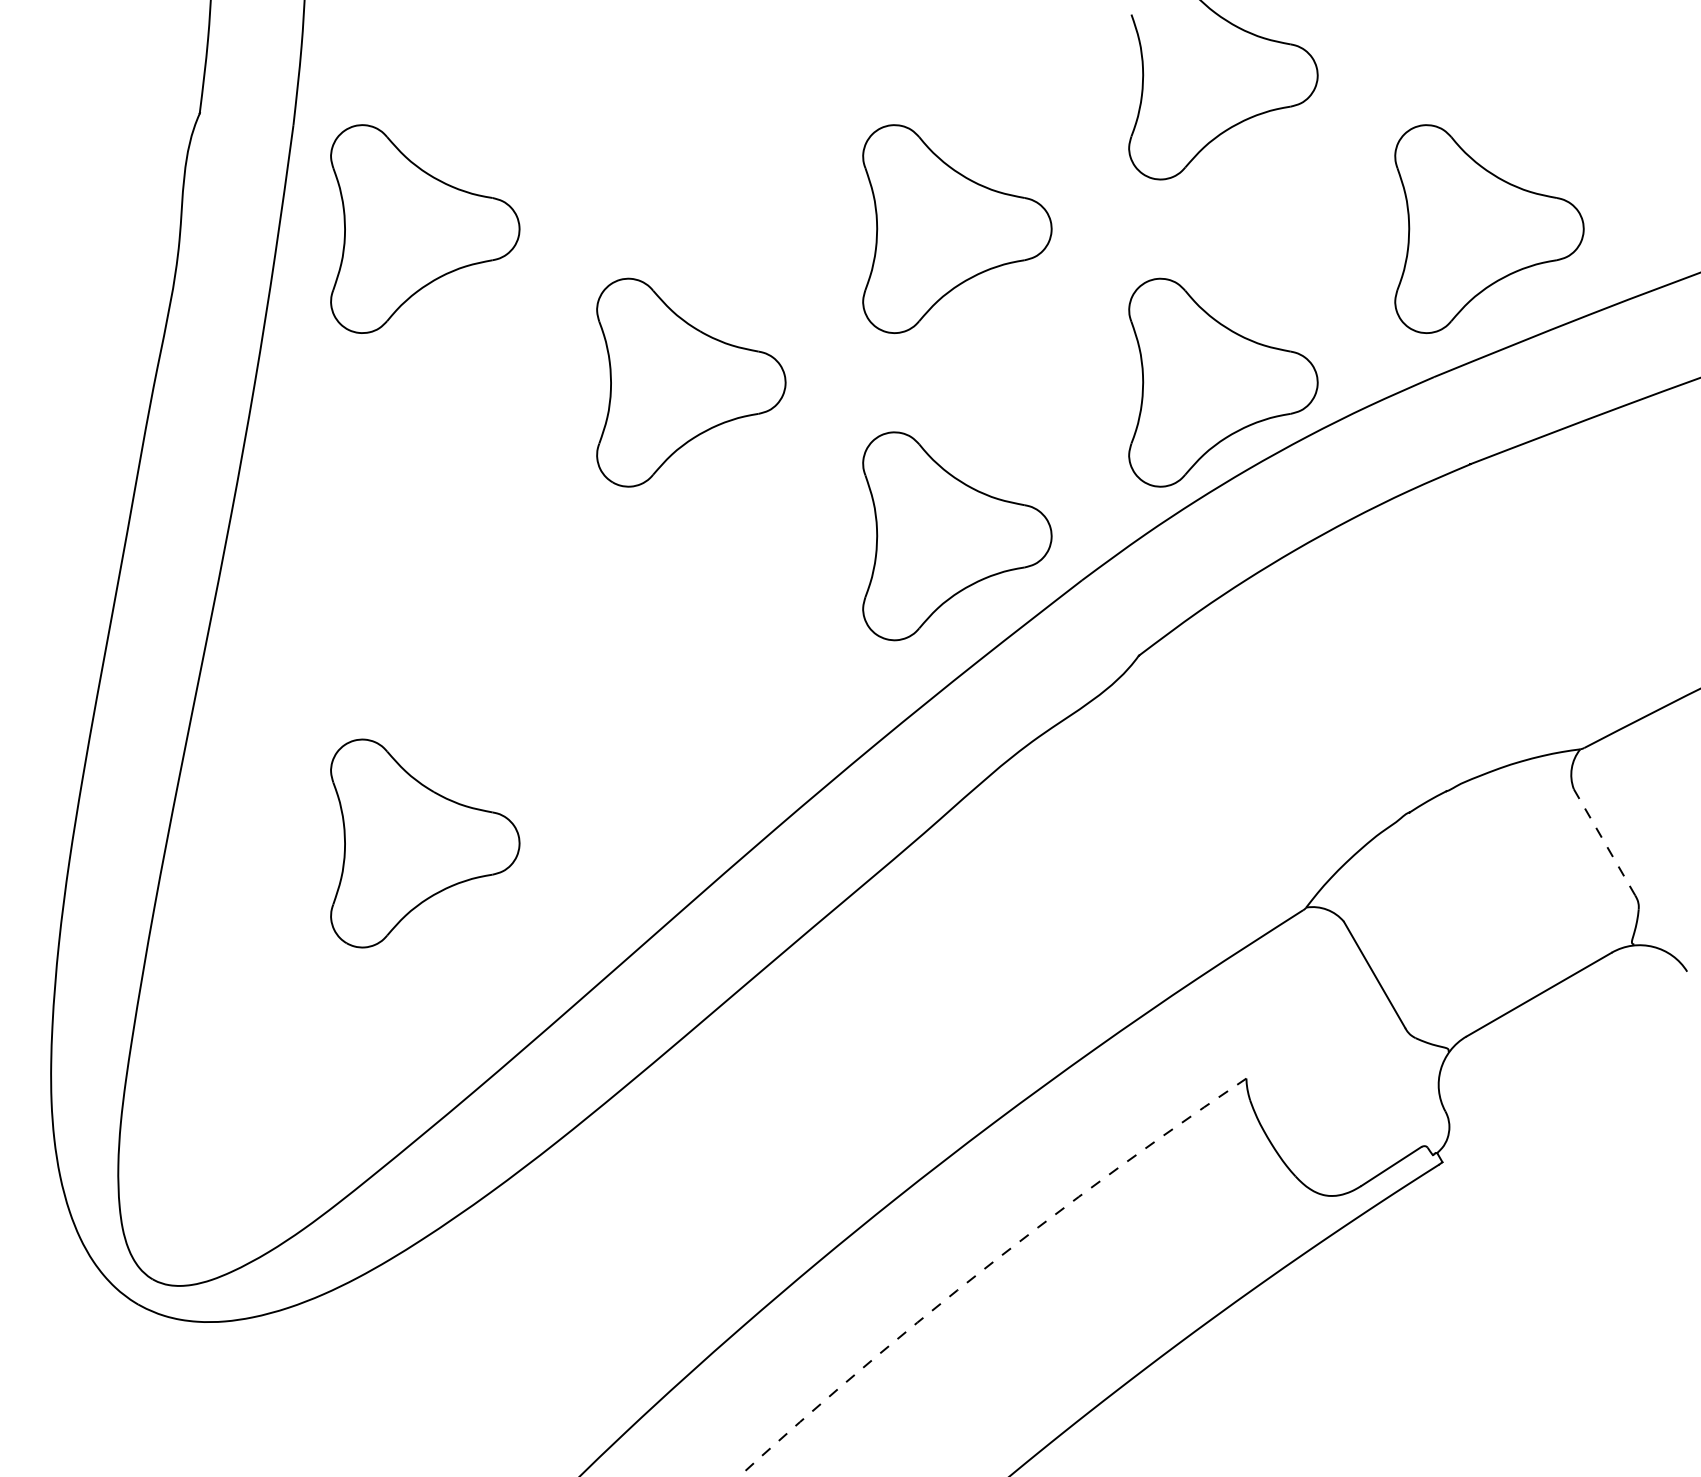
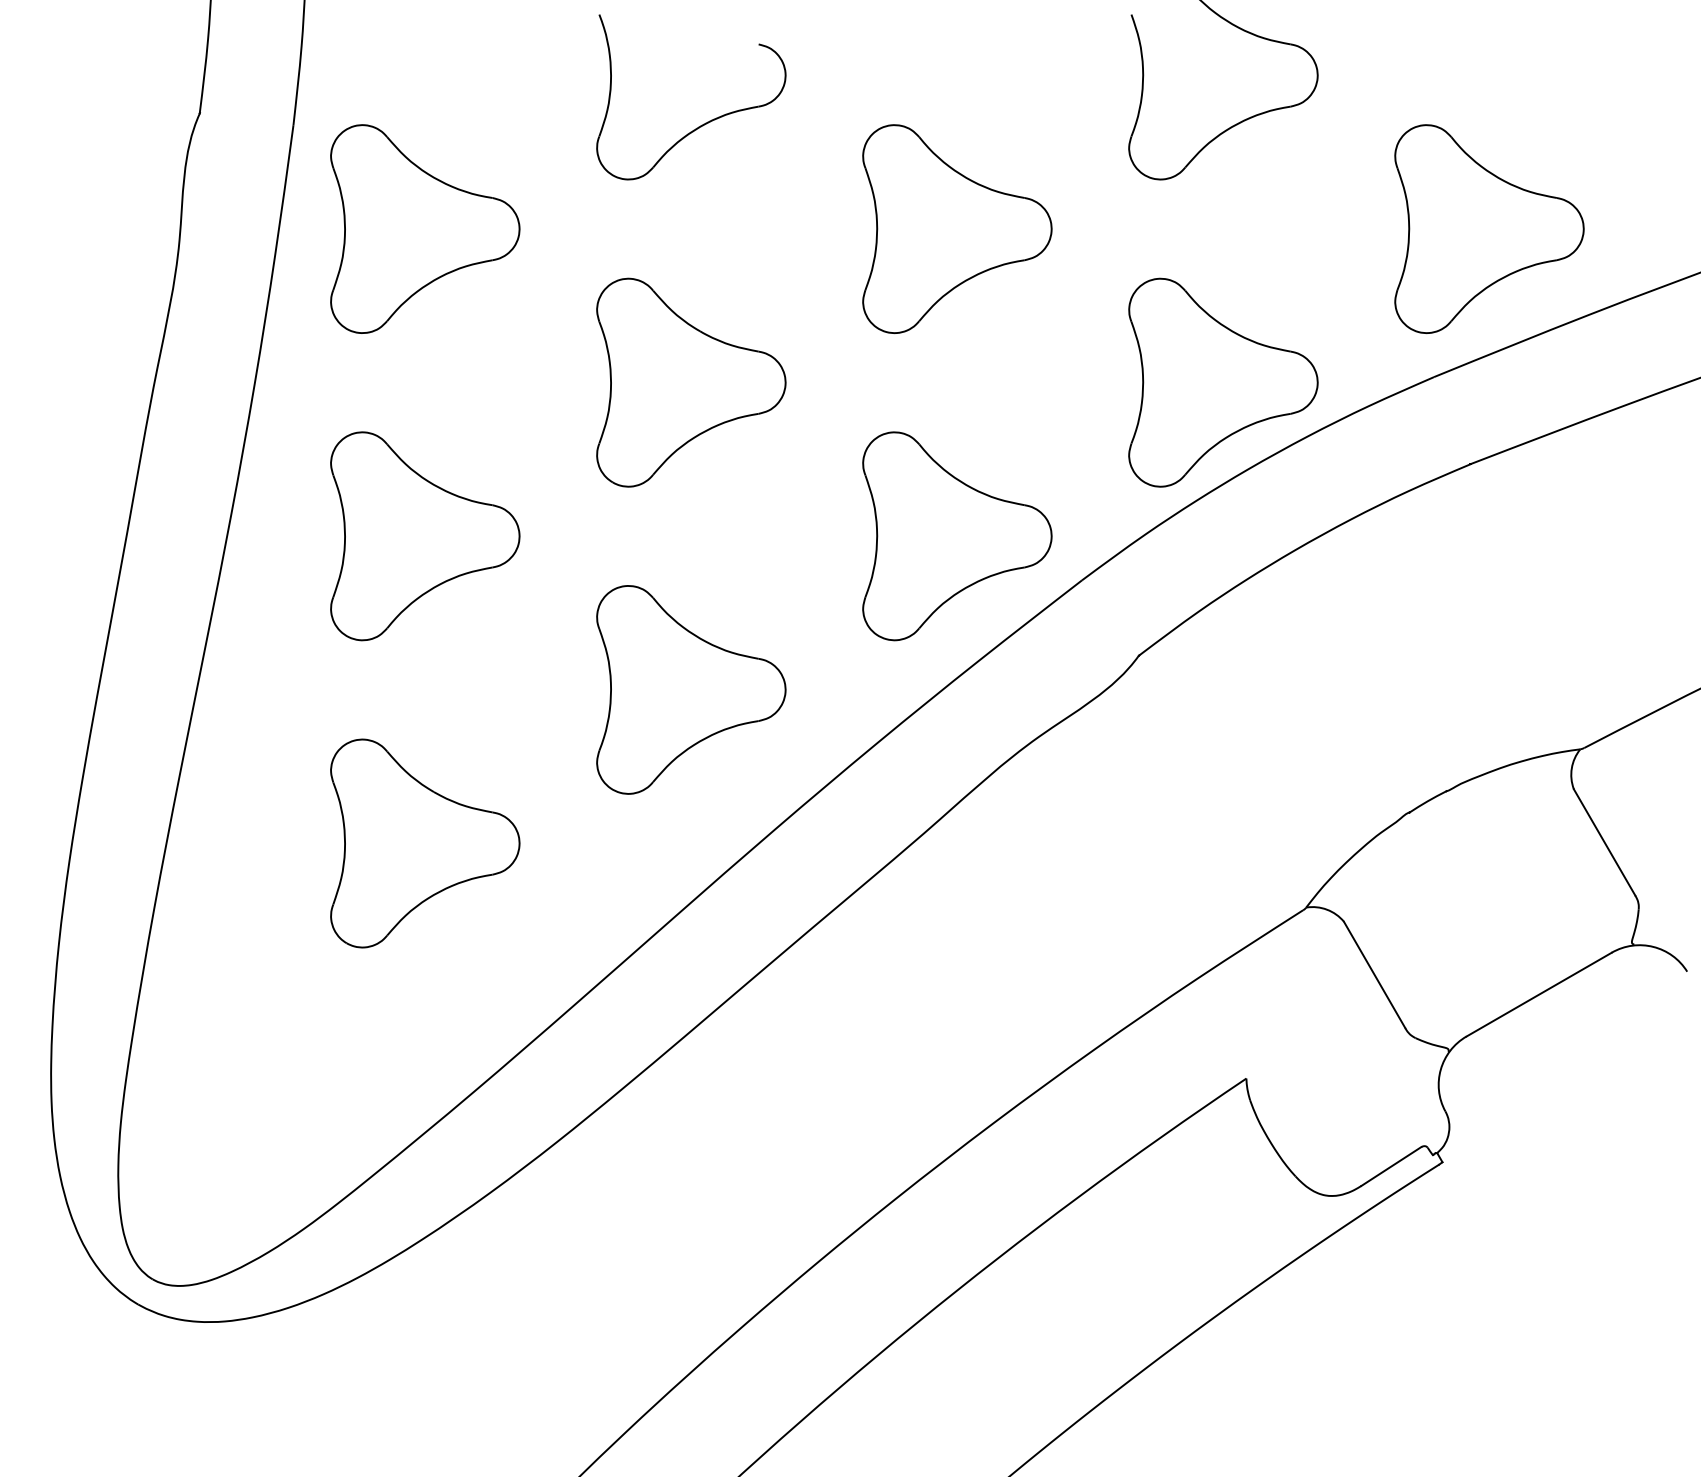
part: none -> present (703, 123)
part: none -> present (425, 536)
part: none -> present (691, 689)
line: dashed -> solid (1604, 842)
arc: dashed -> solid (985, 1268)
